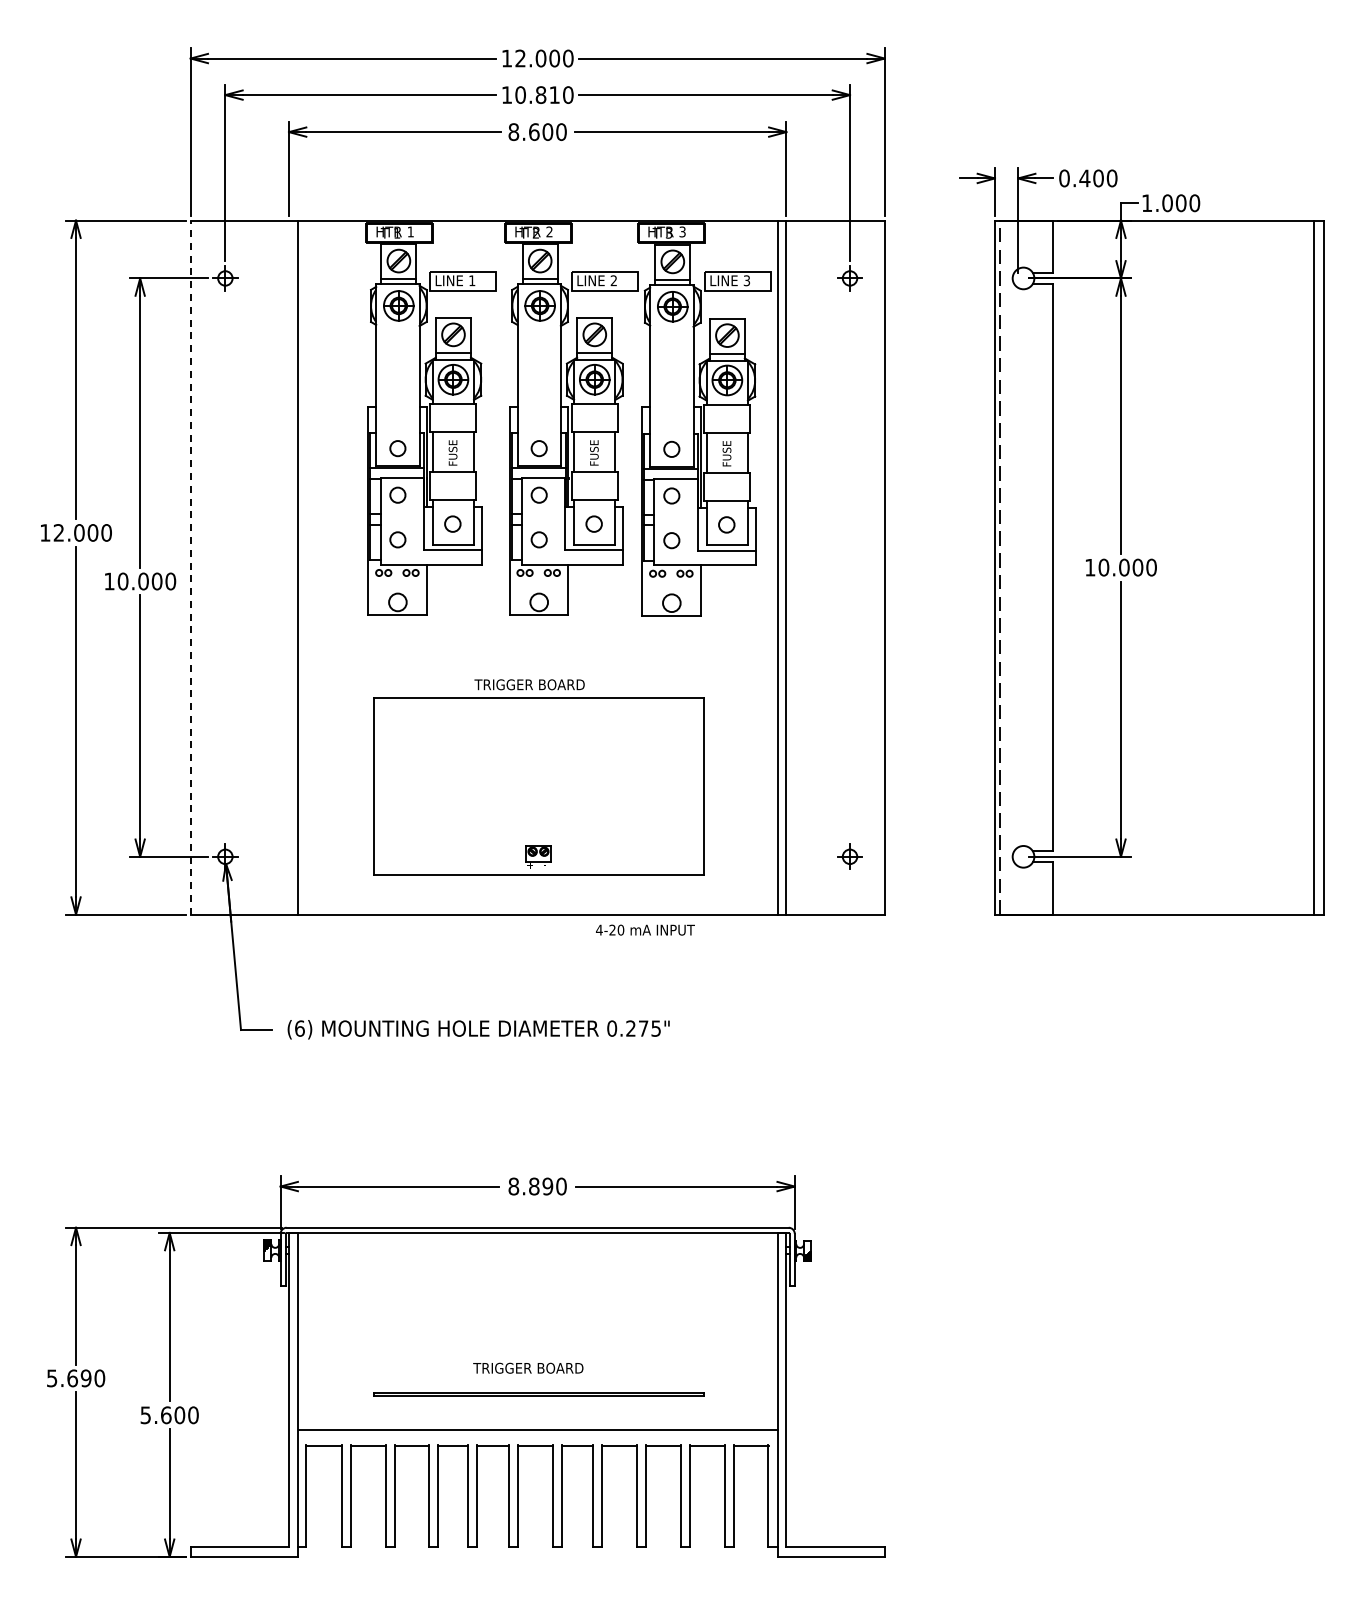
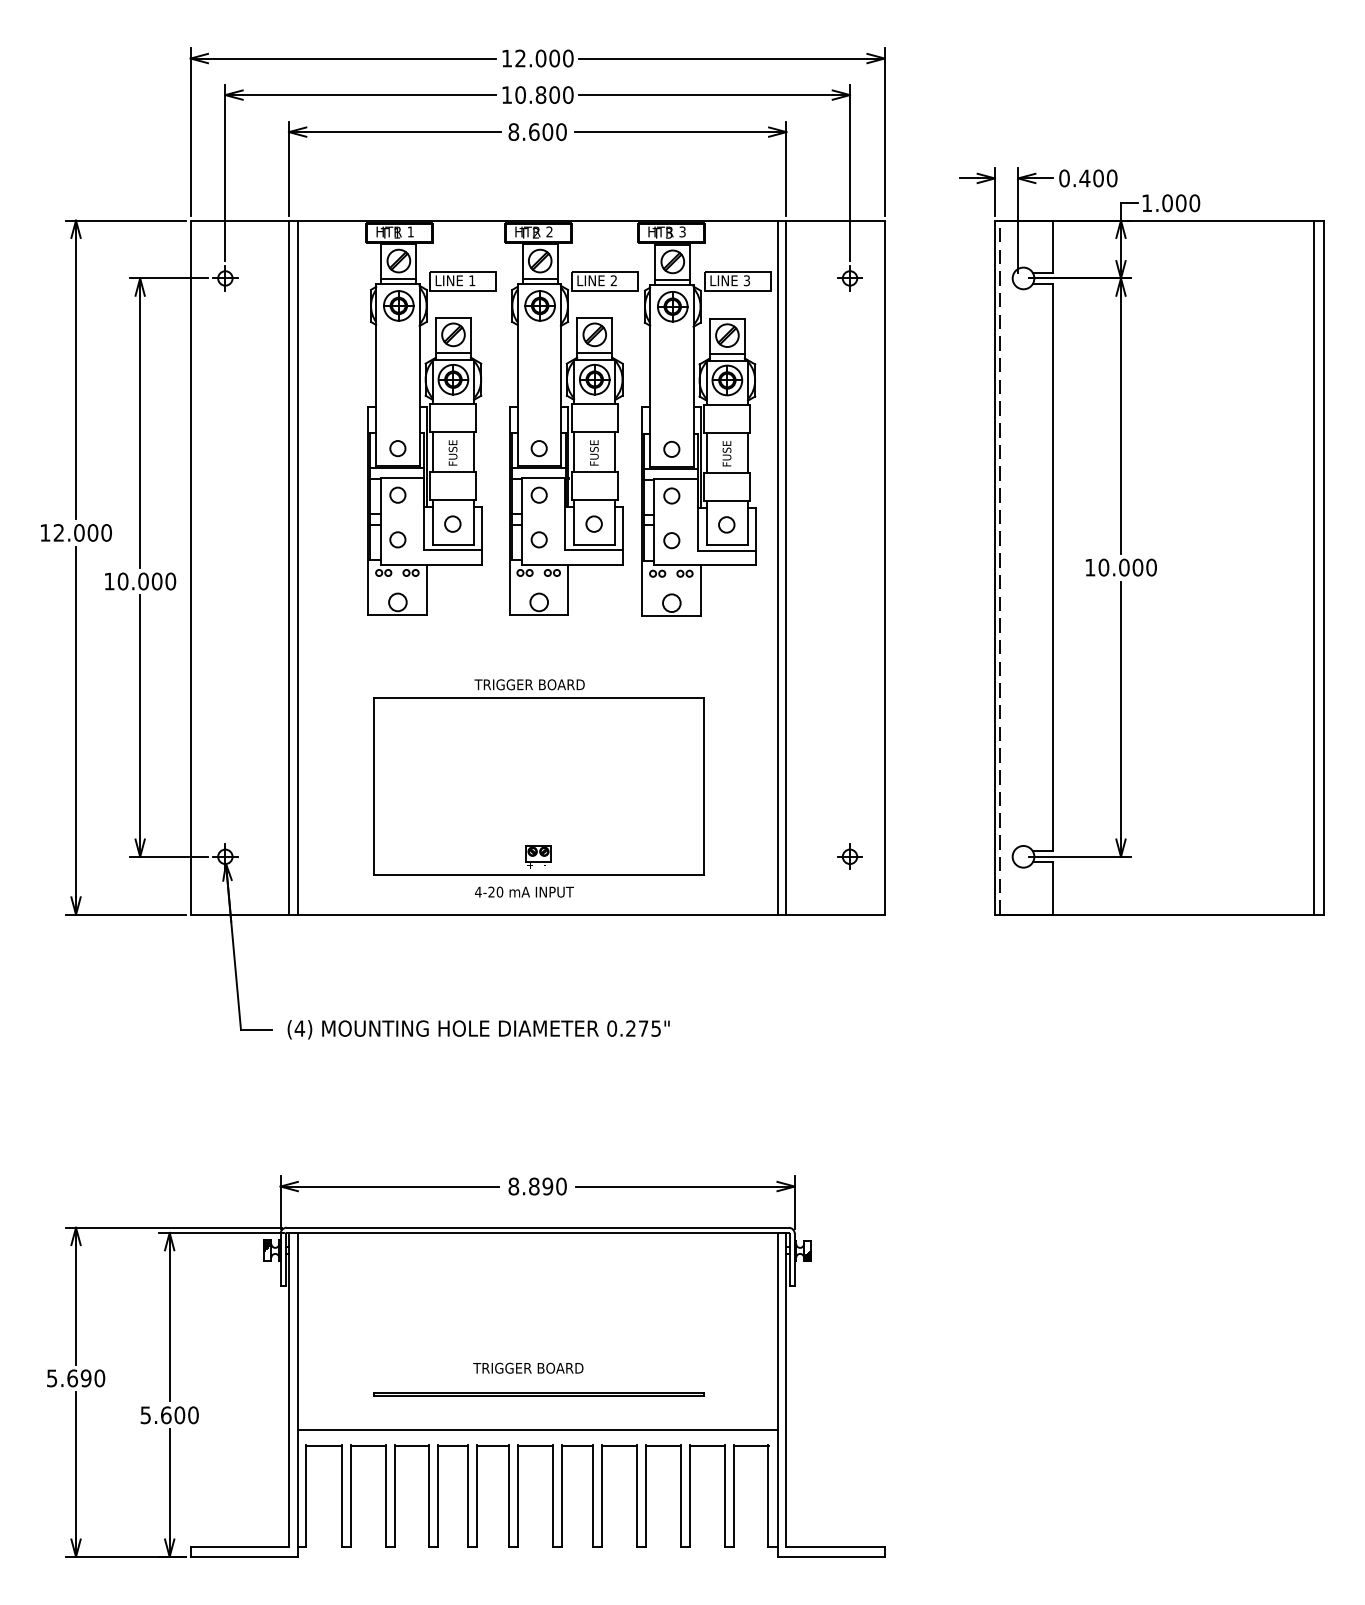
text: 10.810 -> 10.800 (554, 94)
line: dashed -> solid (190, 567)
line: none -> present (289, 567)
text position: (645, 929) -> (524, 891) (524, 891)
text: (6) -> (4) (299, 1028)
